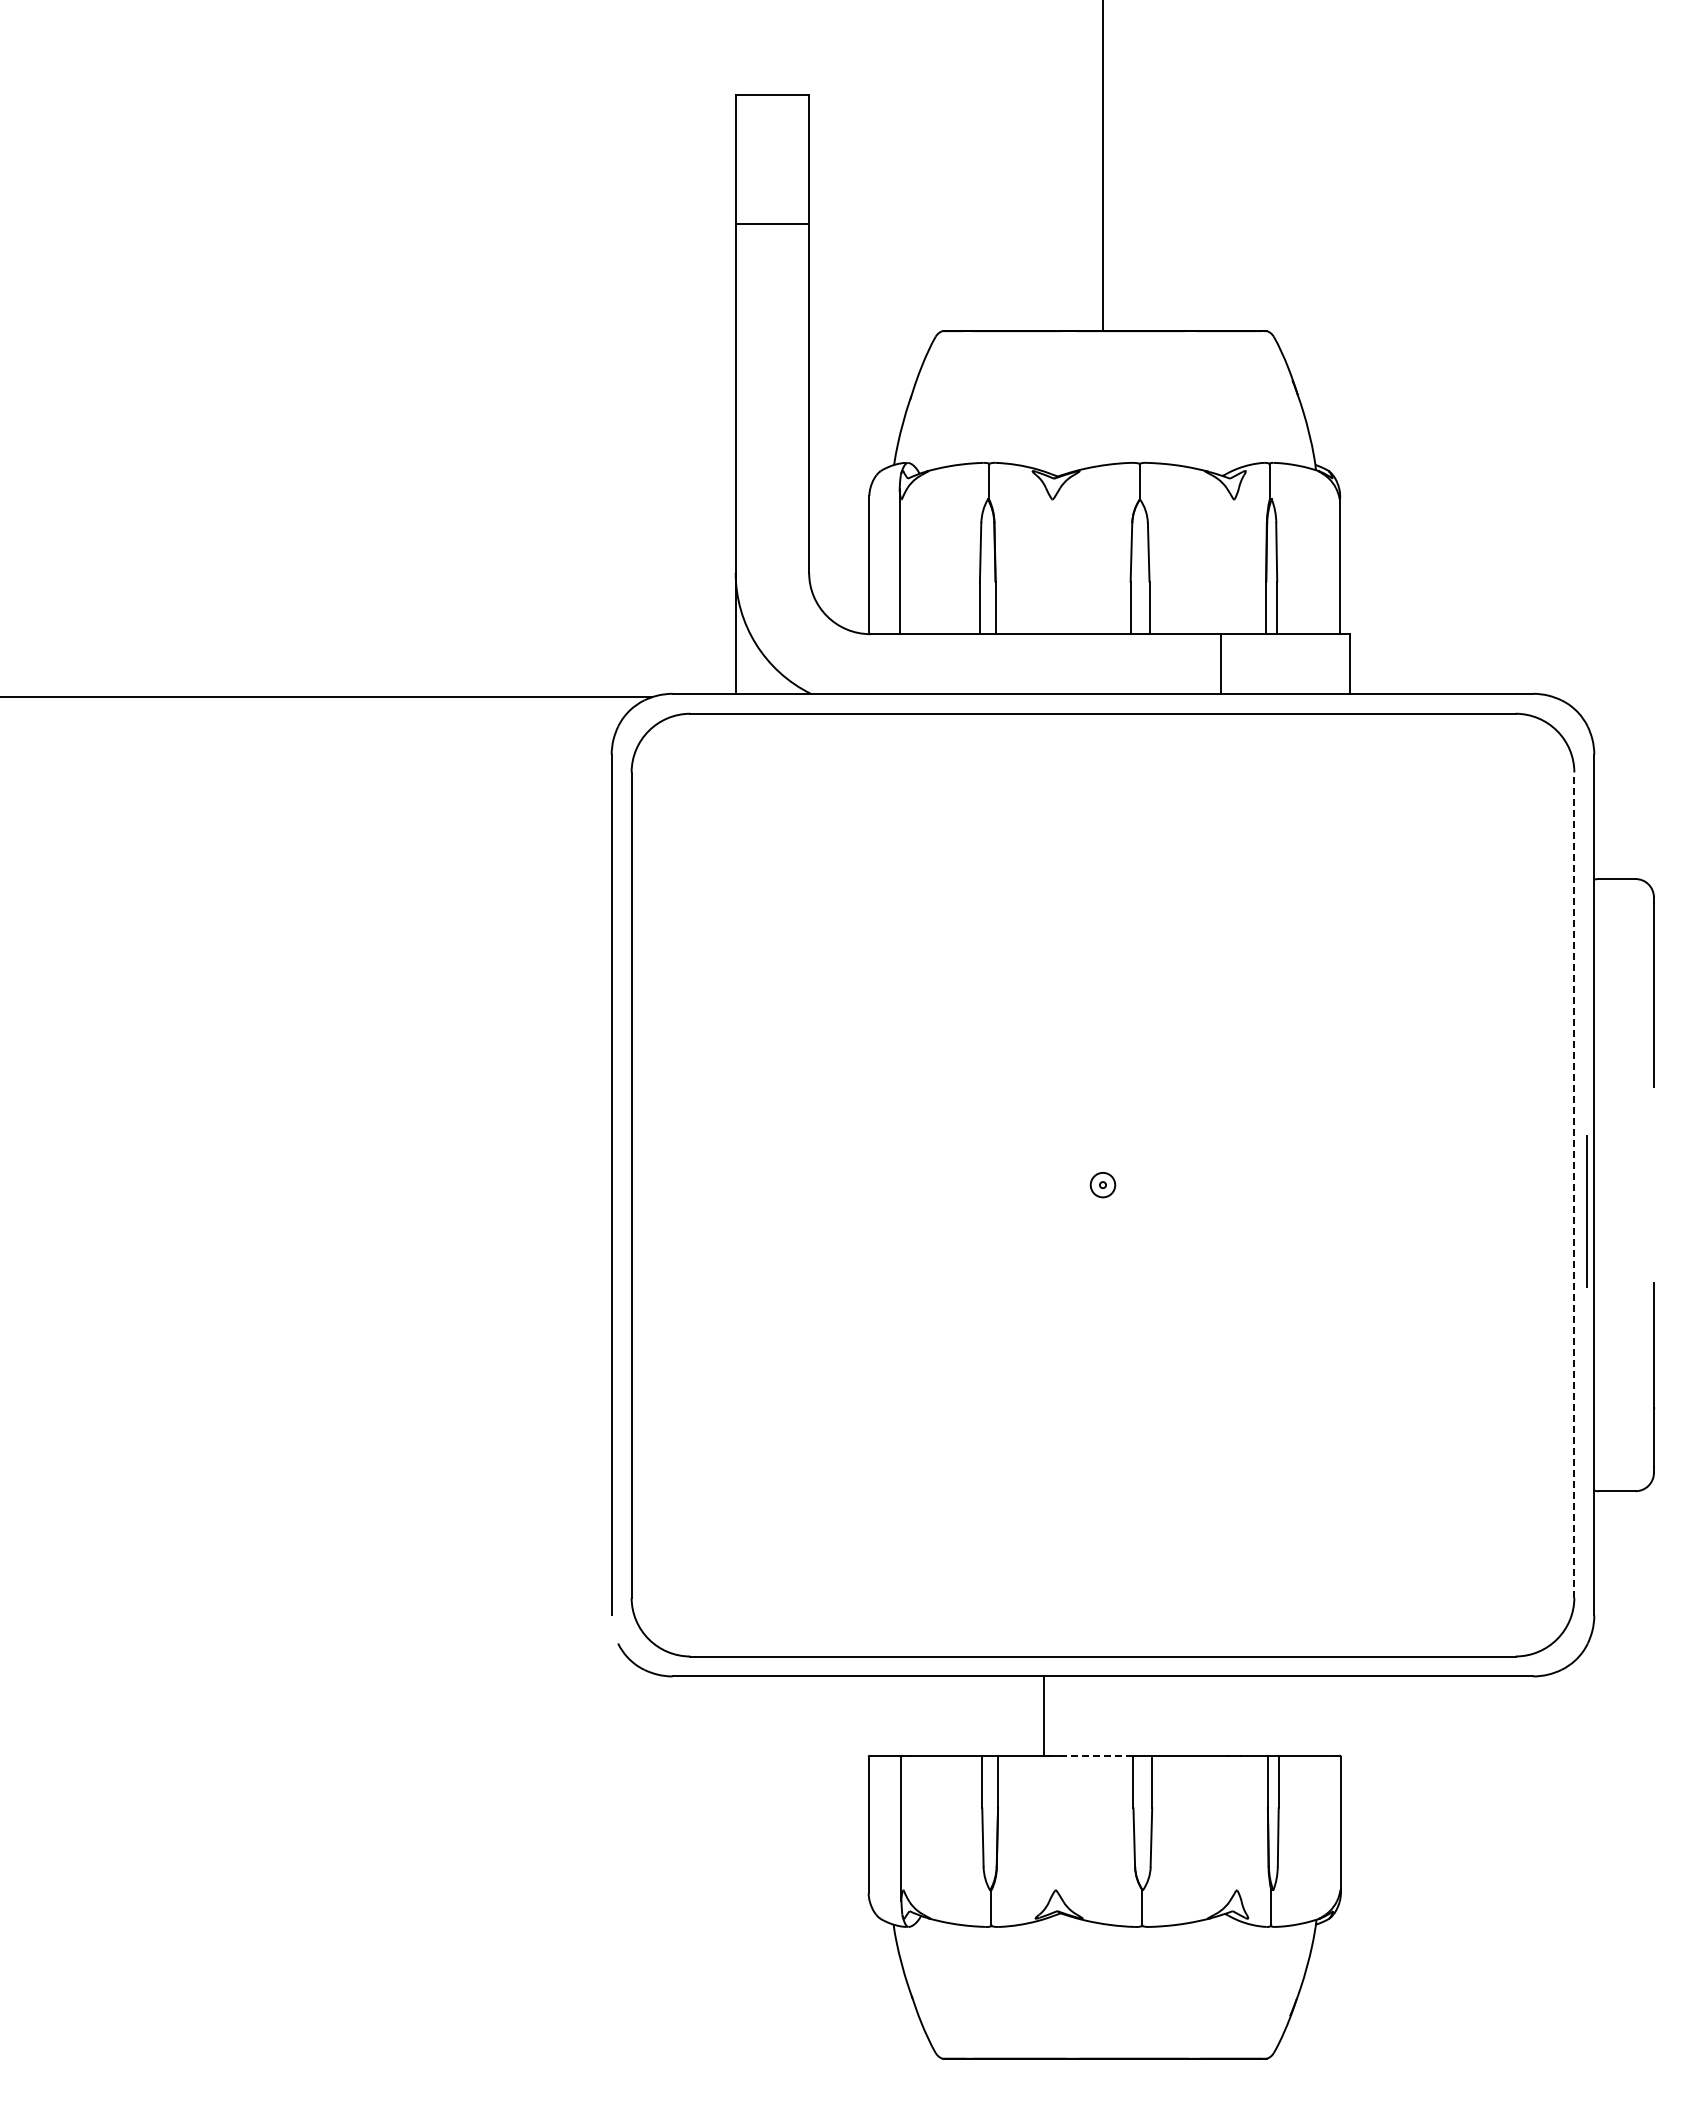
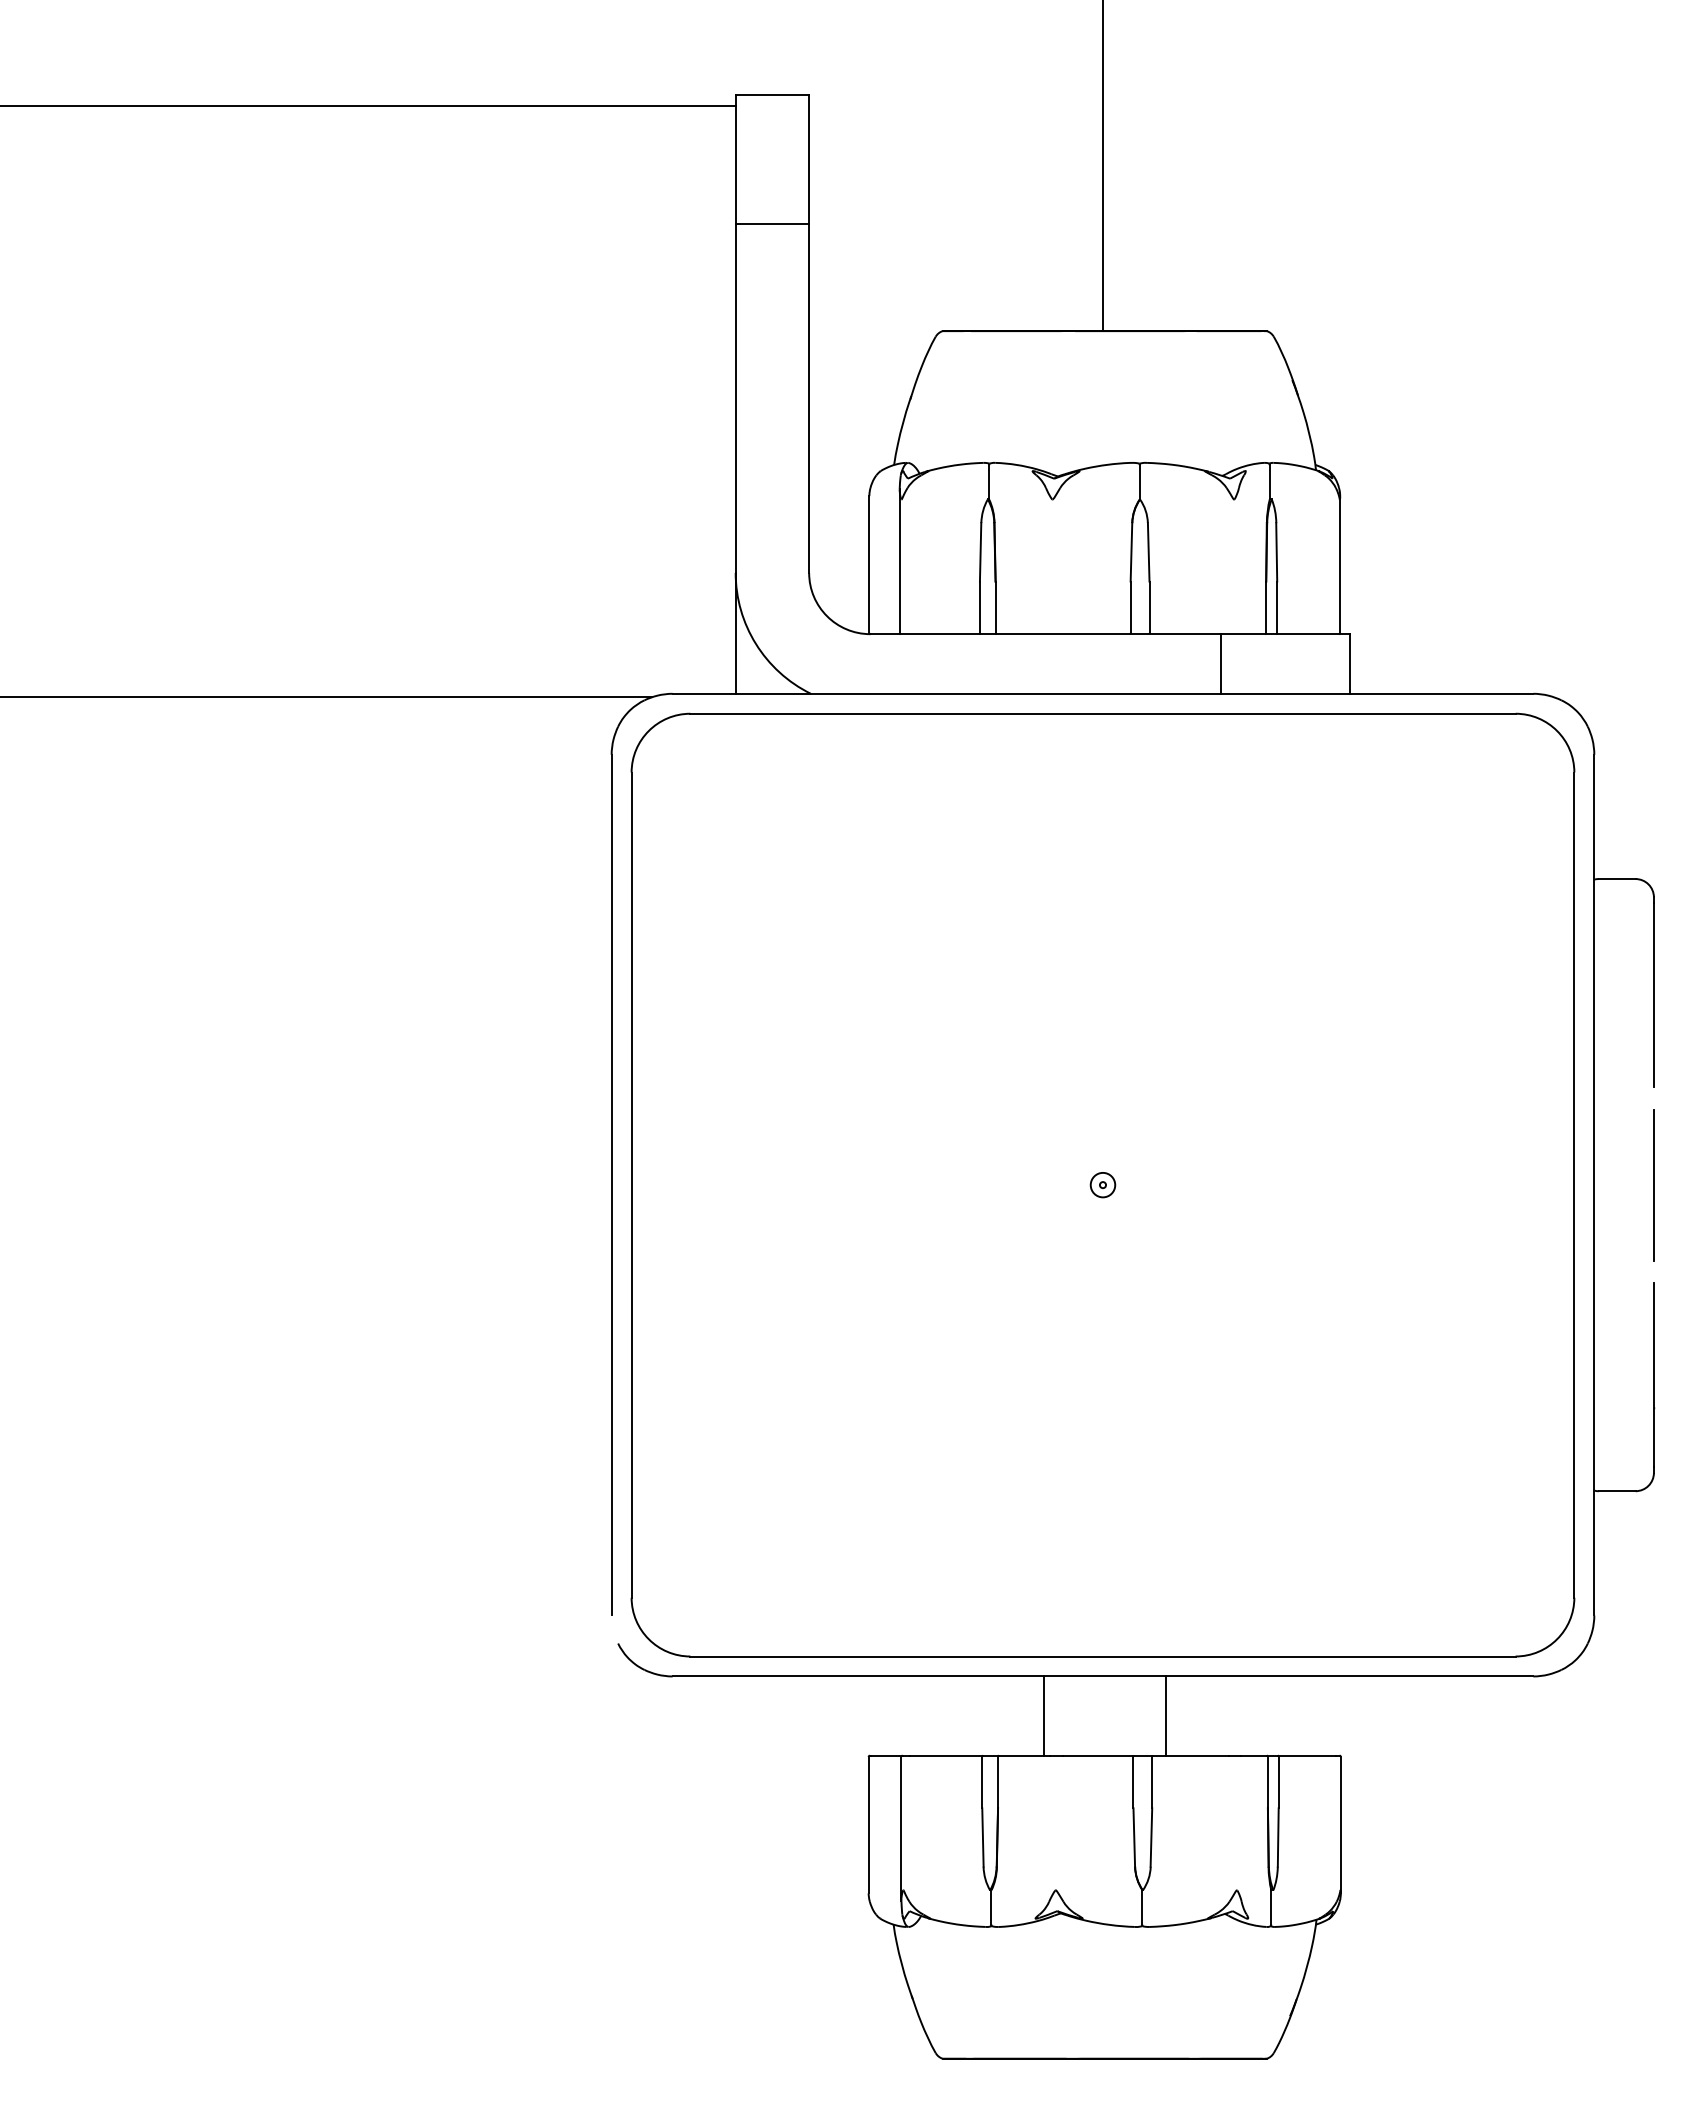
line: none -> present (368, 105)
line: dashed -> solid (1574, 1185)
line position: (1586, 1211) -> (1653, 1185) (1653, 1185)
line: none -> present (1166, 1715)
line: dashed -> solid (1097, 1755)
